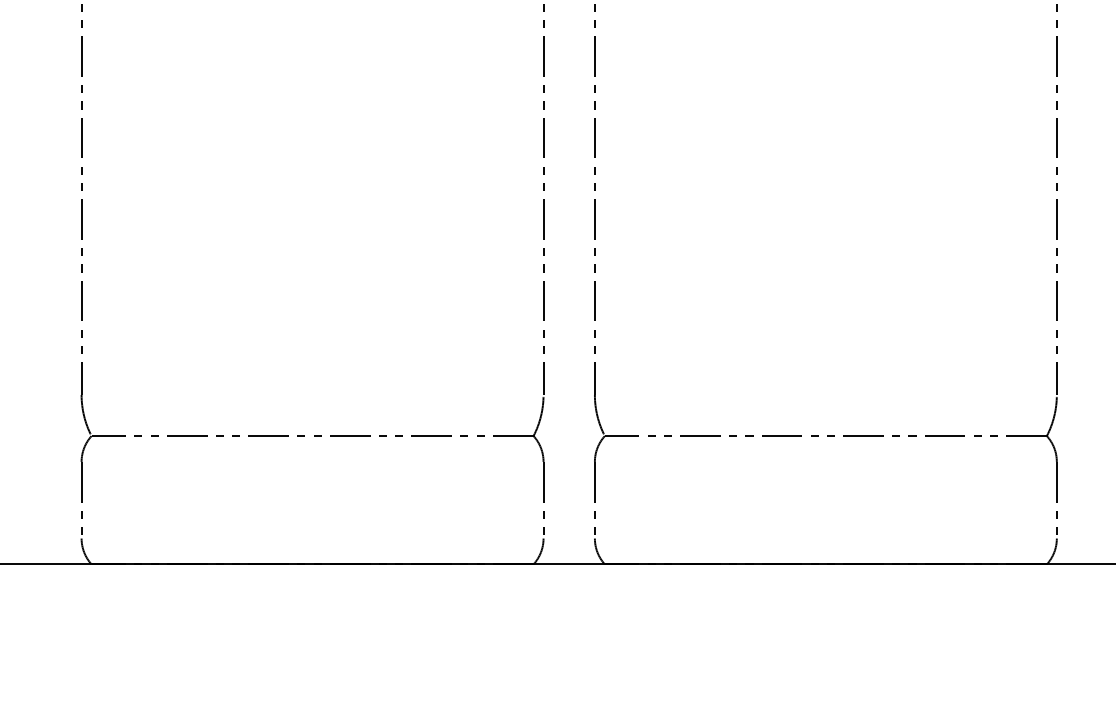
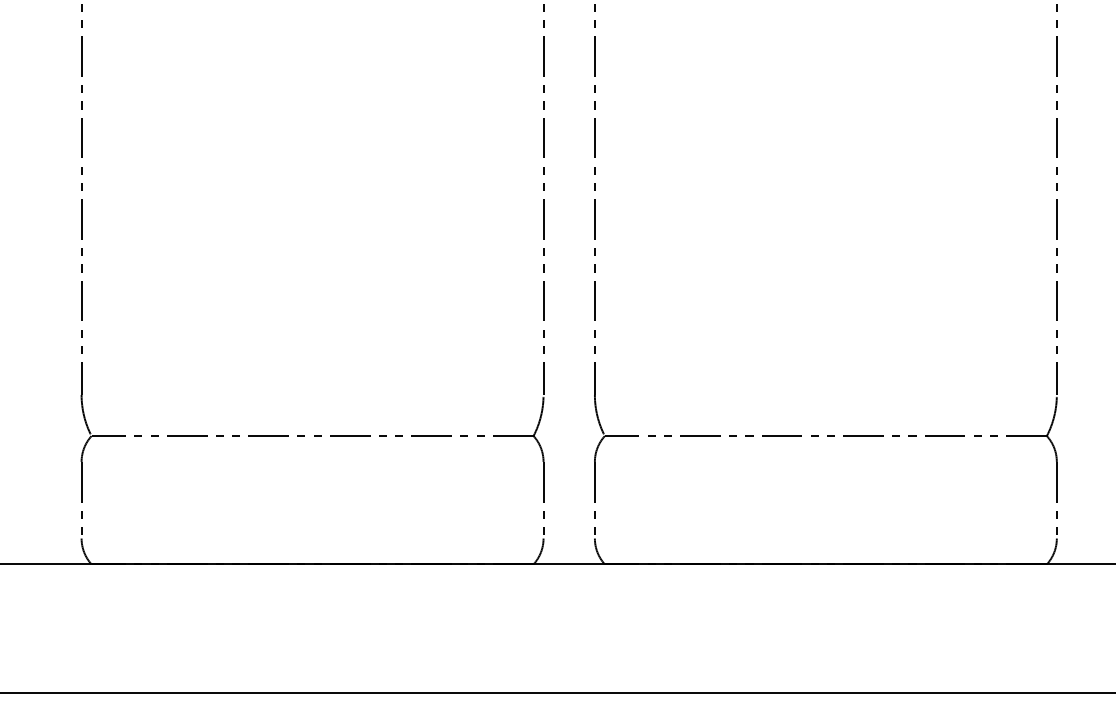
line: none -> present (557, 692)
